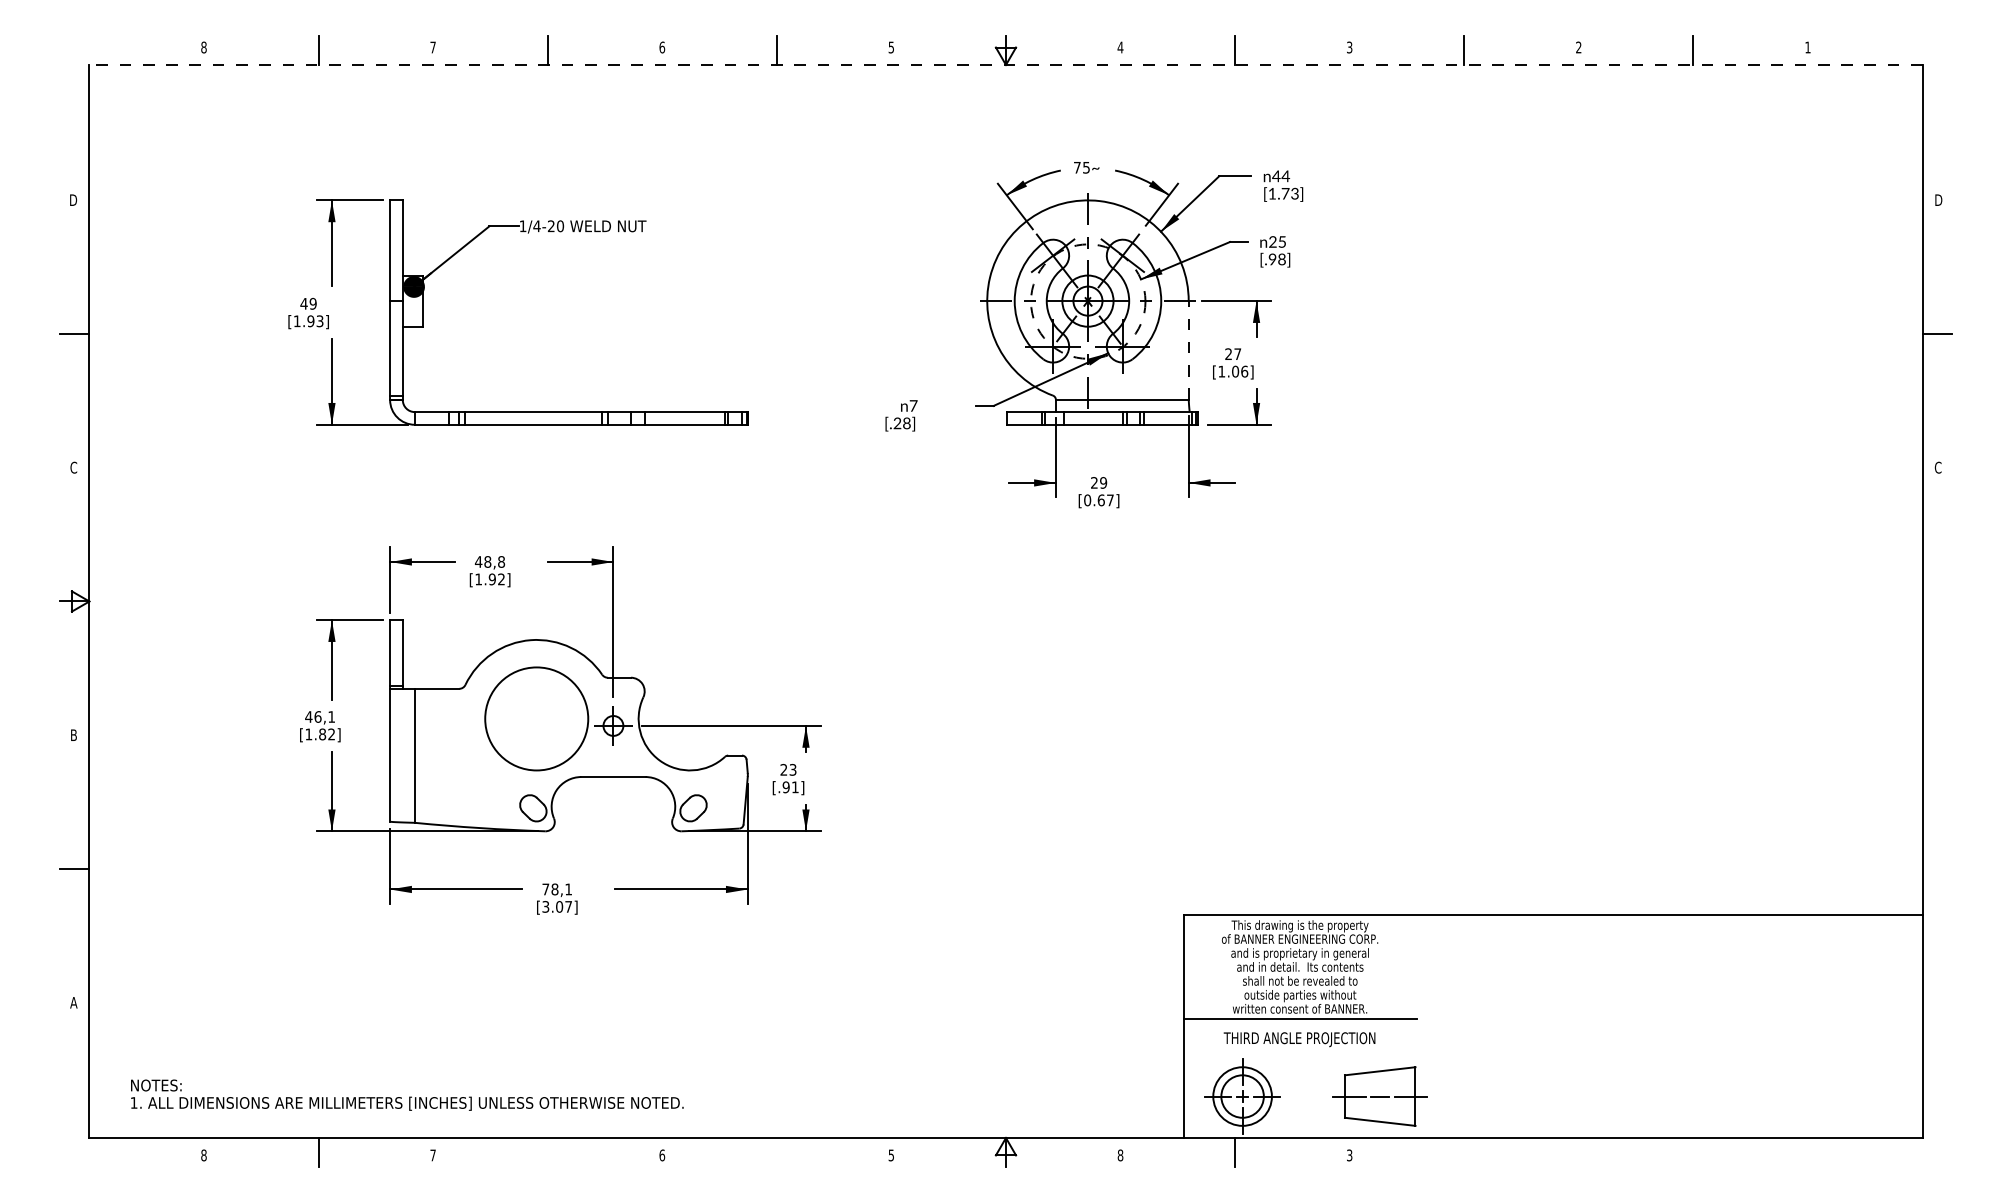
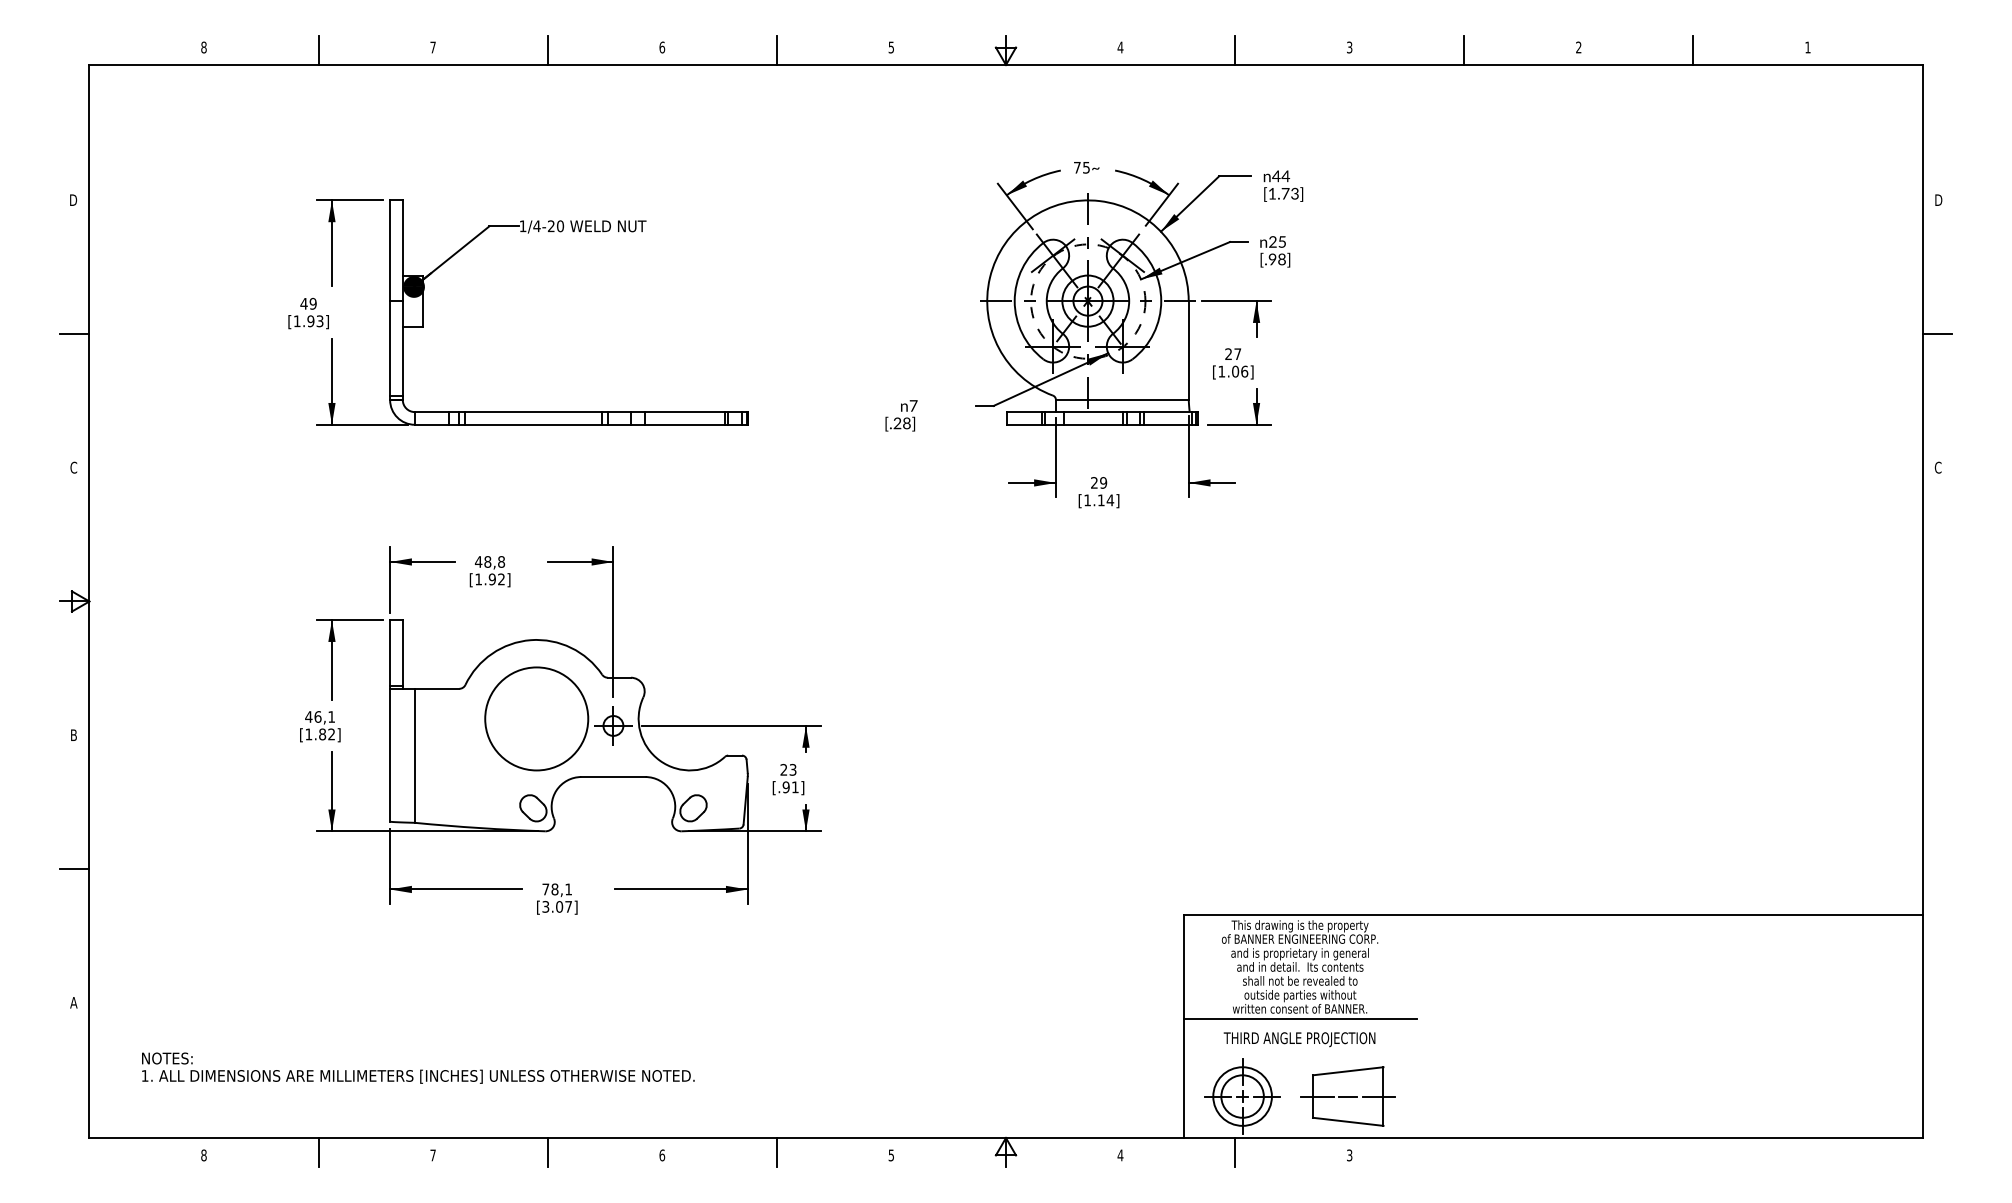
line: dashed -> solid (1006, 64)
line: dashed -> solid (1188, 350)
text: [0.67] -> [1.14] (1099, 500)
text position: (407, 1094) -> (418, 1067) (418, 1067)
part position: (1379, 1096) -> (1347, 1096) (1347, 1096)
line: none -> present (547, 1152)
line: none -> present (776, 1152)
text: 8 -> 4 (1120, 1155)
